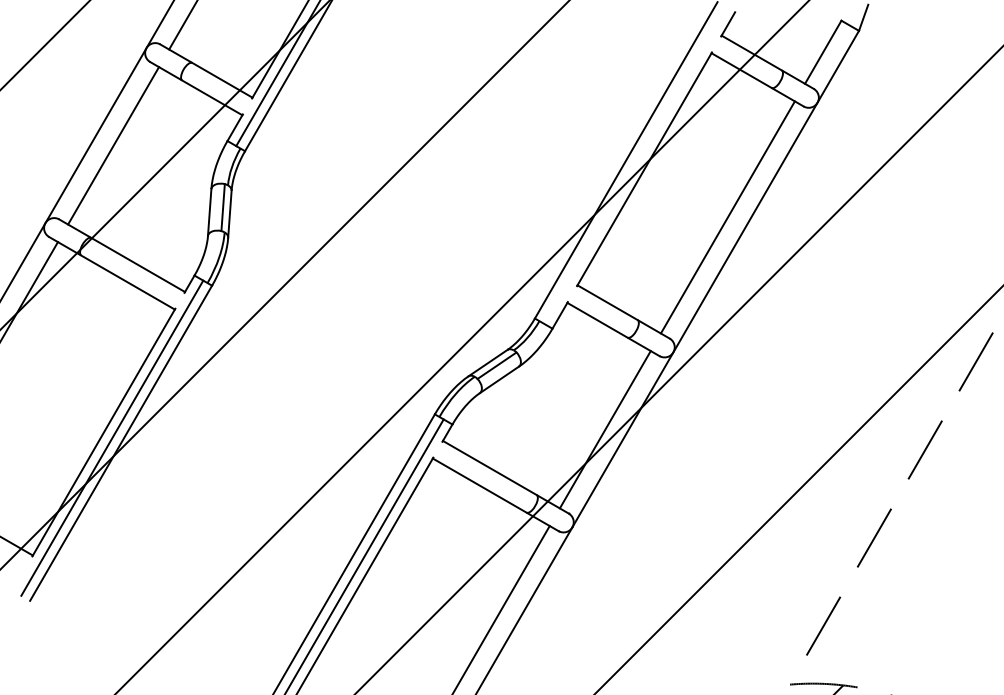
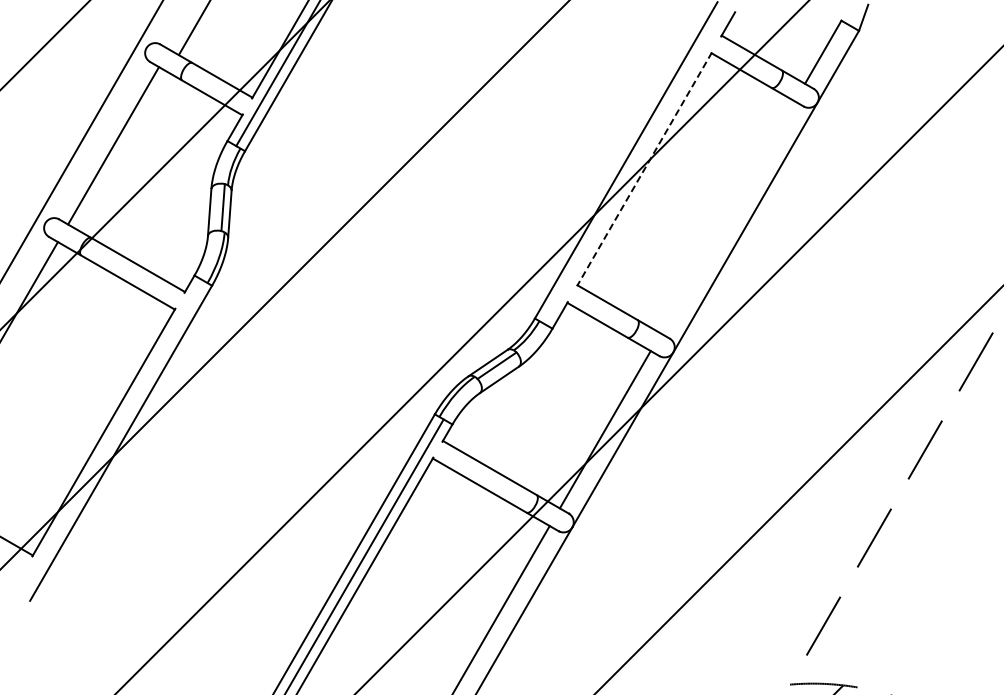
line position: (182, 25) -> (194, 28) (194, 28)
line position: (87, 149) -> (82, 140) (82, 140)
line: solid -> dashed (644, 169)
line: present -> none (727, 217)
line: present -> none (112, 437)
